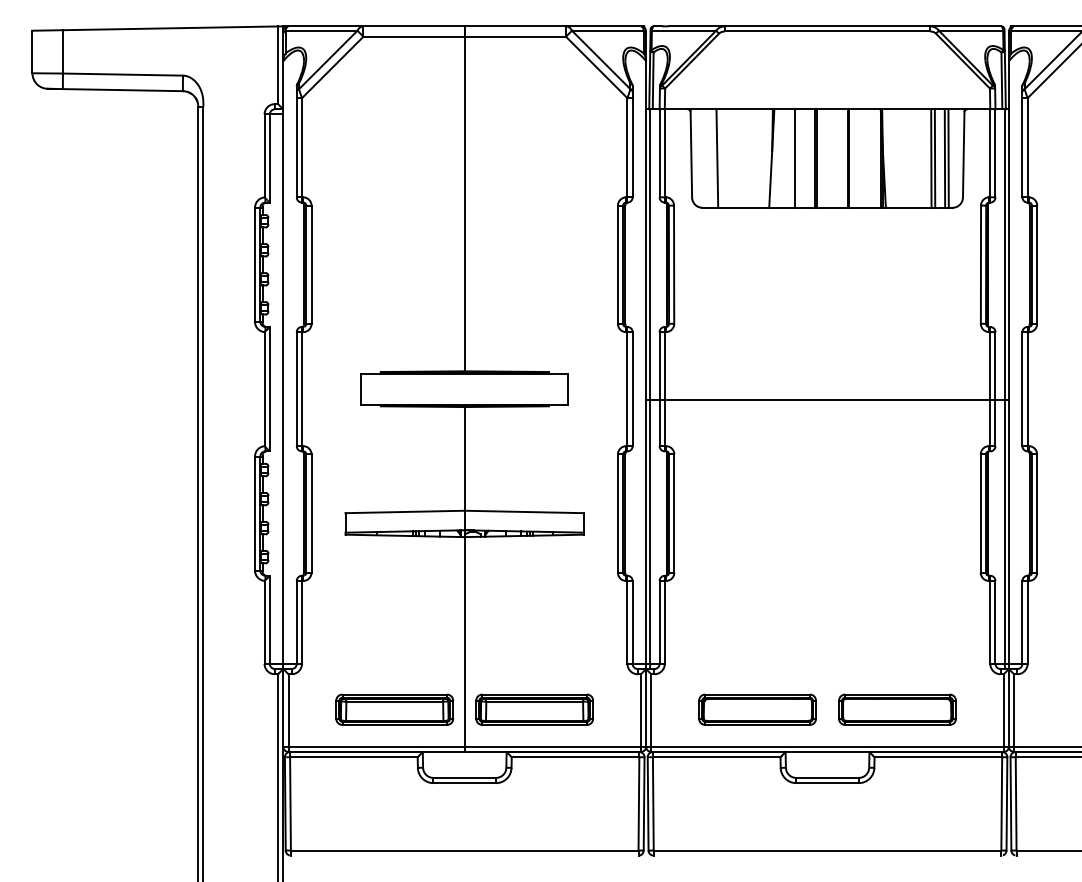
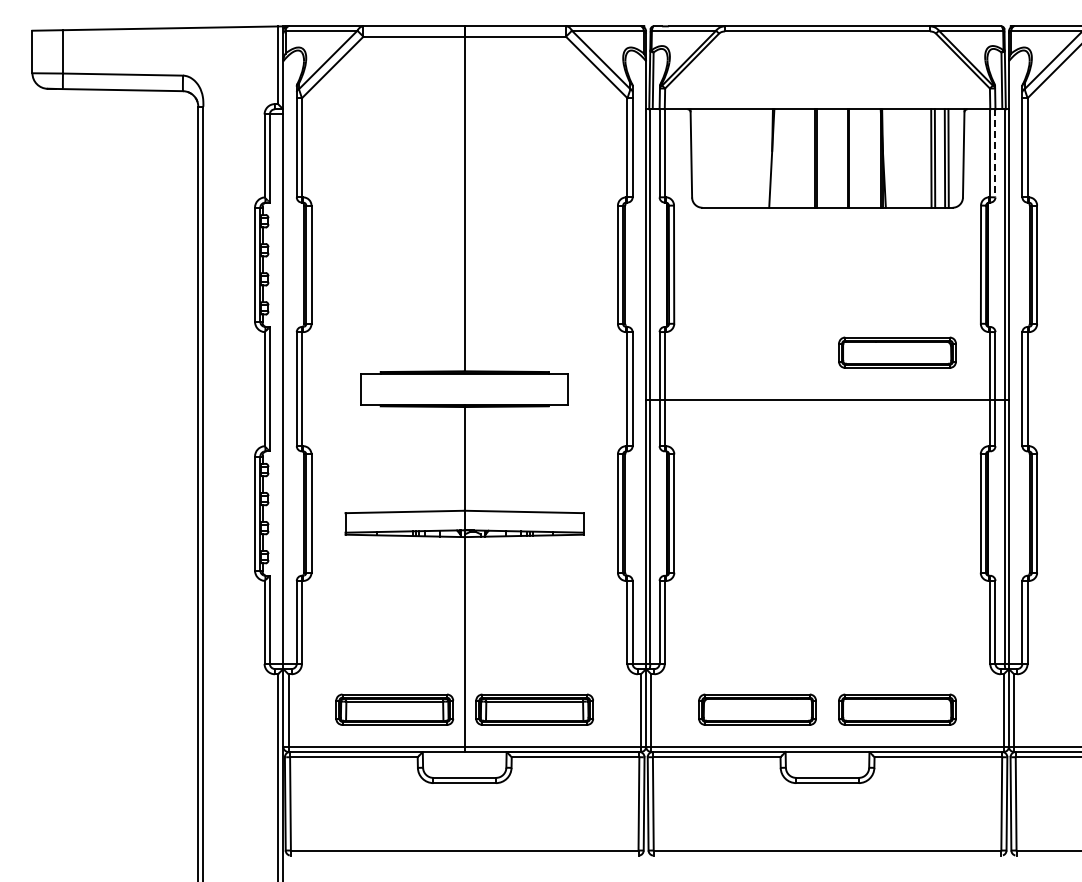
line: solid -> dashed (995, 153)
line: present -> none (717, 158)
line: present -> none (794, 158)
part: none -> present (897, 352)
